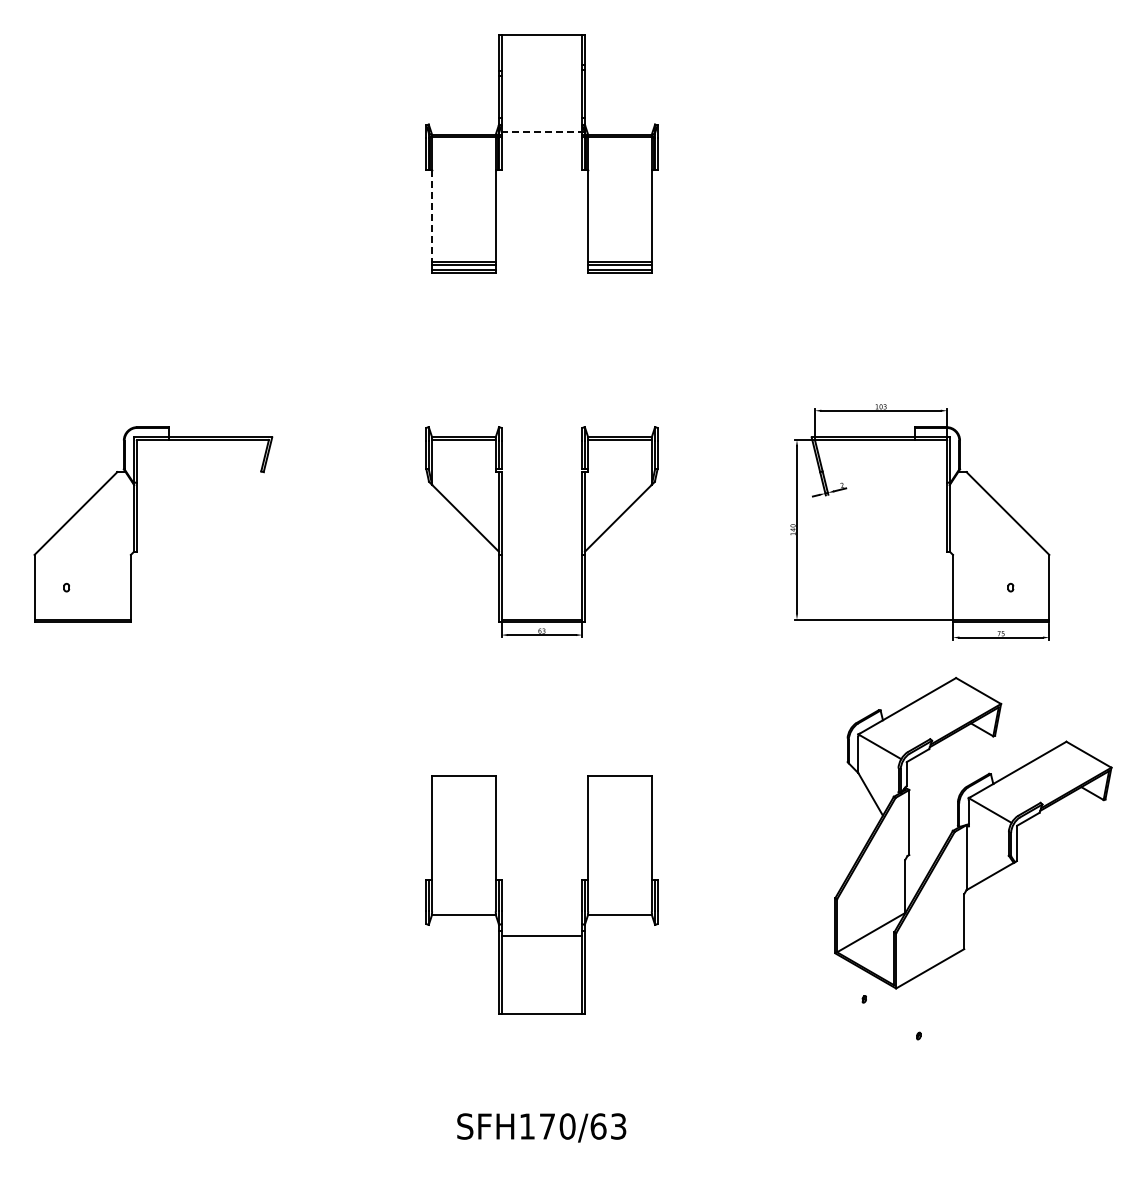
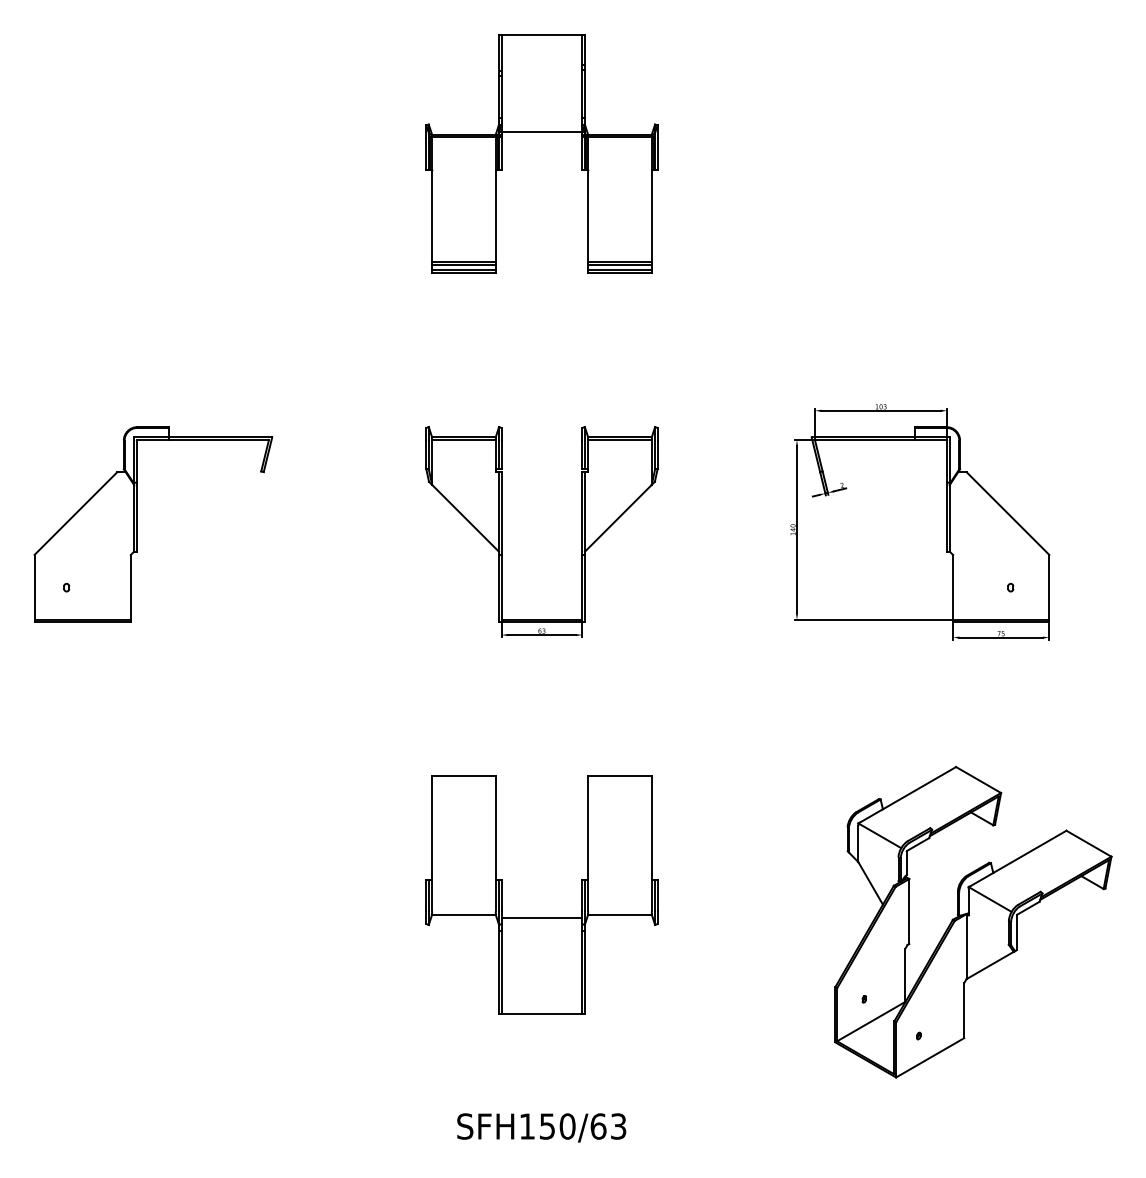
line: dashed -> solid (541, 131)
line: dashed -> solid (432, 216)
part position: (973, 833) -> (973, 922) (973, 922)
line position: (541, 935) -> (541, 917) (541, 917)
text: SFH170/63 -> SFH150/63 (547, 1126)
